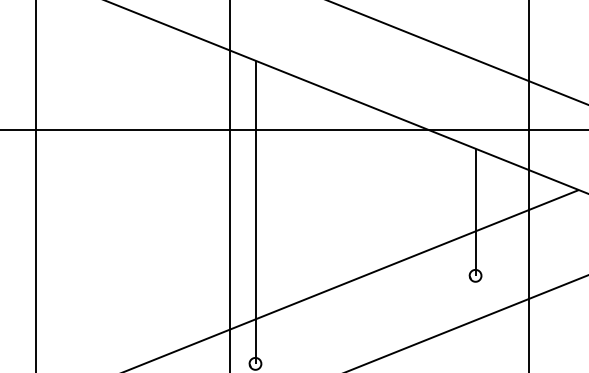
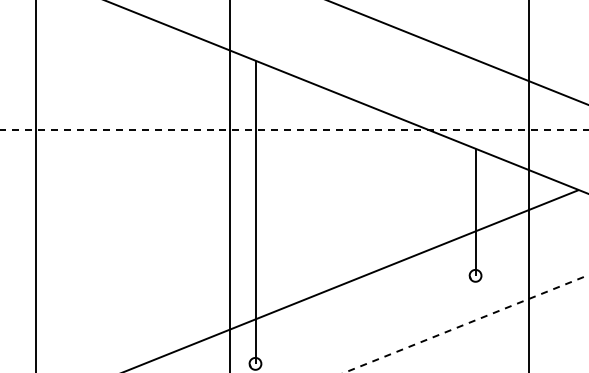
line: solid -> dashed (294, 130)
line: solid -> dashed (466, 323)
